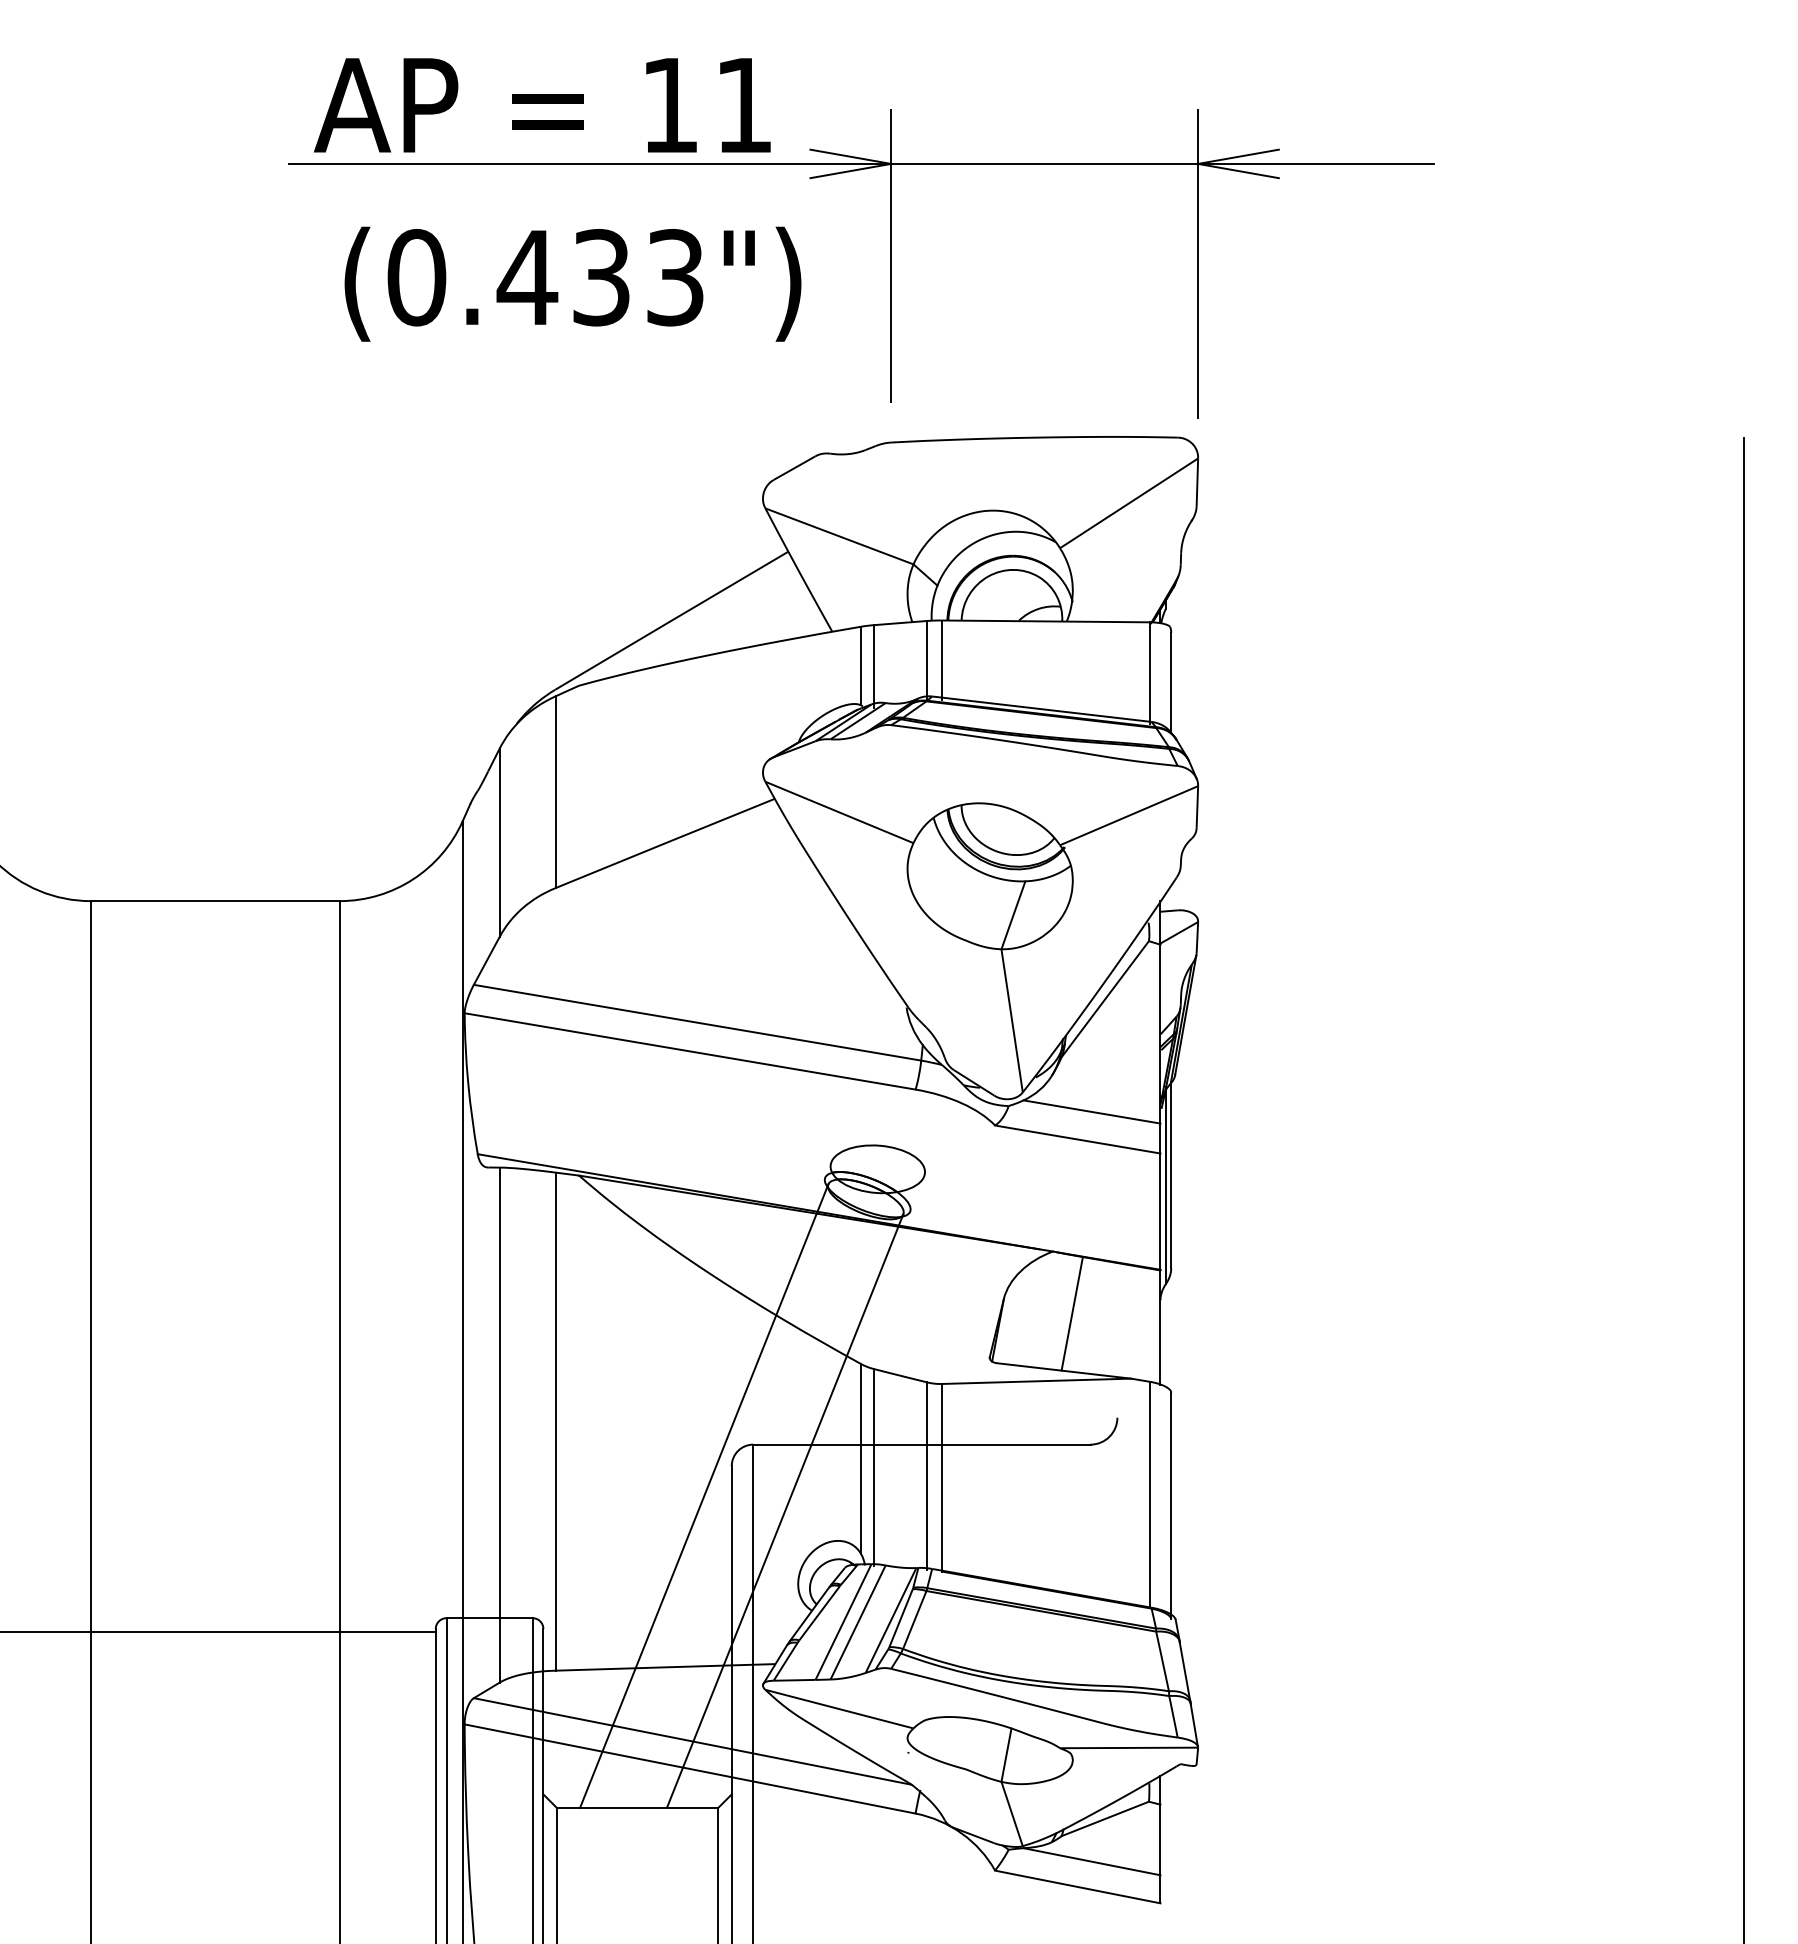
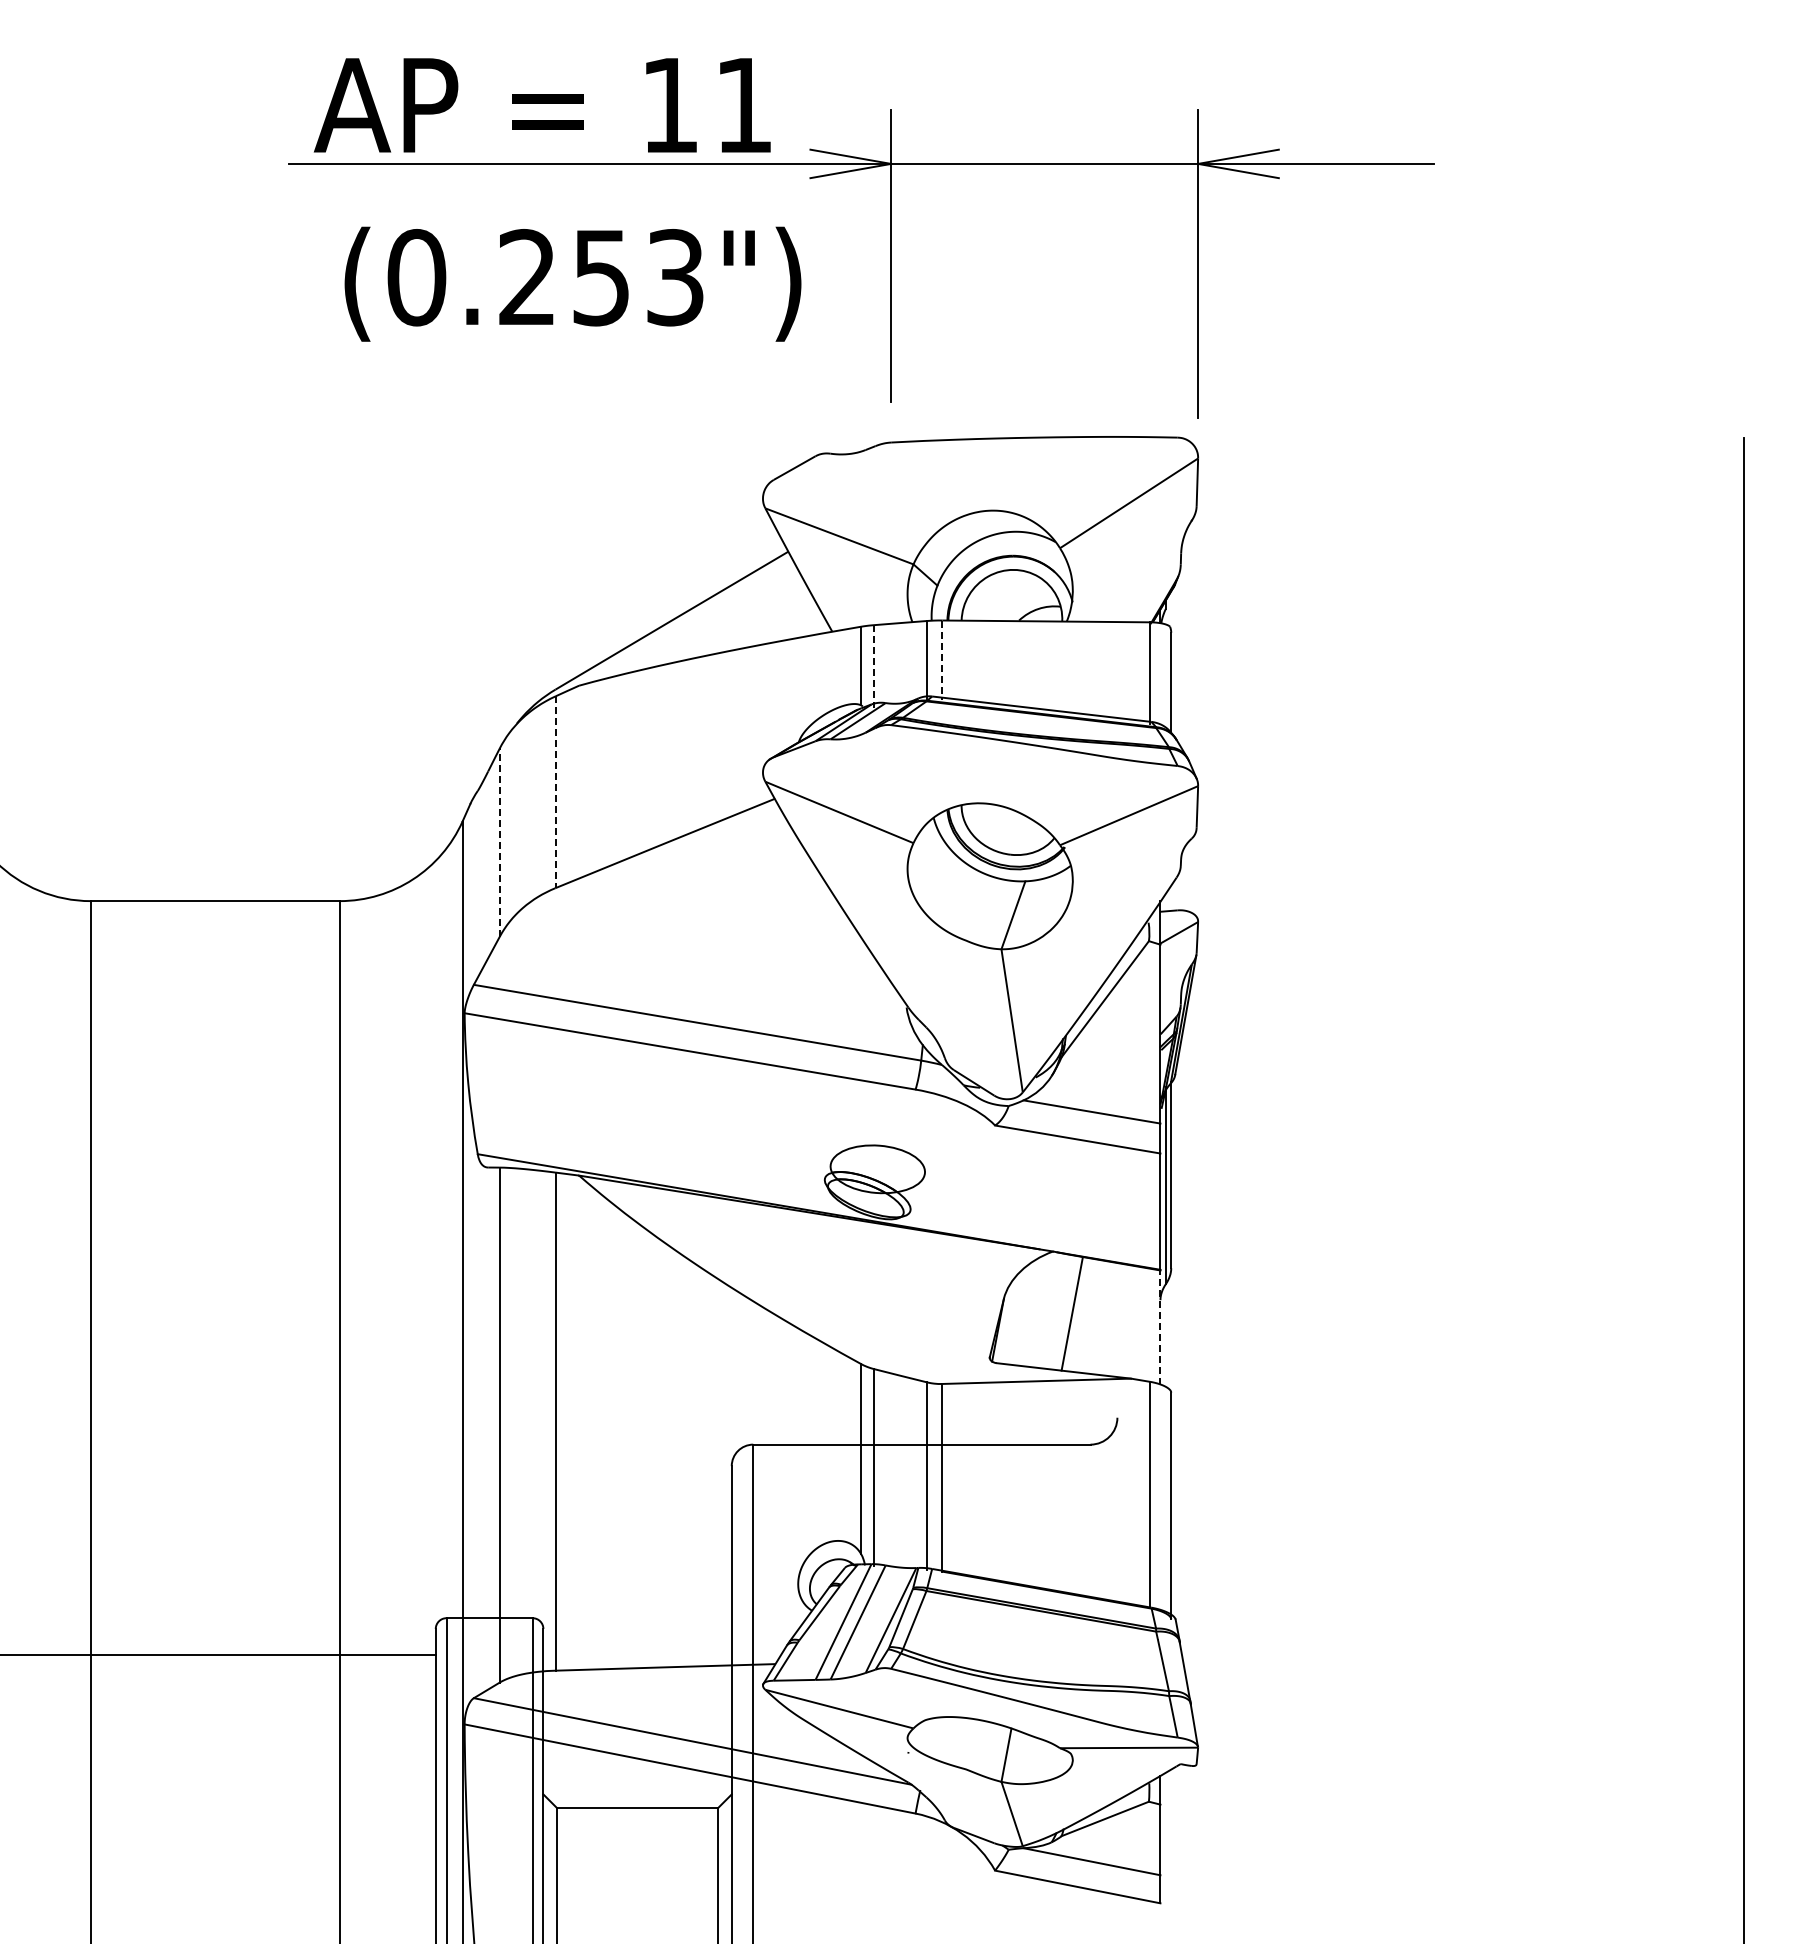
text: (0.433") -> (0.253") (562, 277)
line: solid -> dashed (942, 660)
line: solid -> dashed (874, 666)
line: solid -> dashed (555, 792)
line: solid -> dashed (499, 841)
line: solid -> dashed (1160, 1327)
line: present -> none (704, 1495)
line: present -> none (784, 1510)
line position: (218, 1631) -> (218, 1654) (218, 1654)
